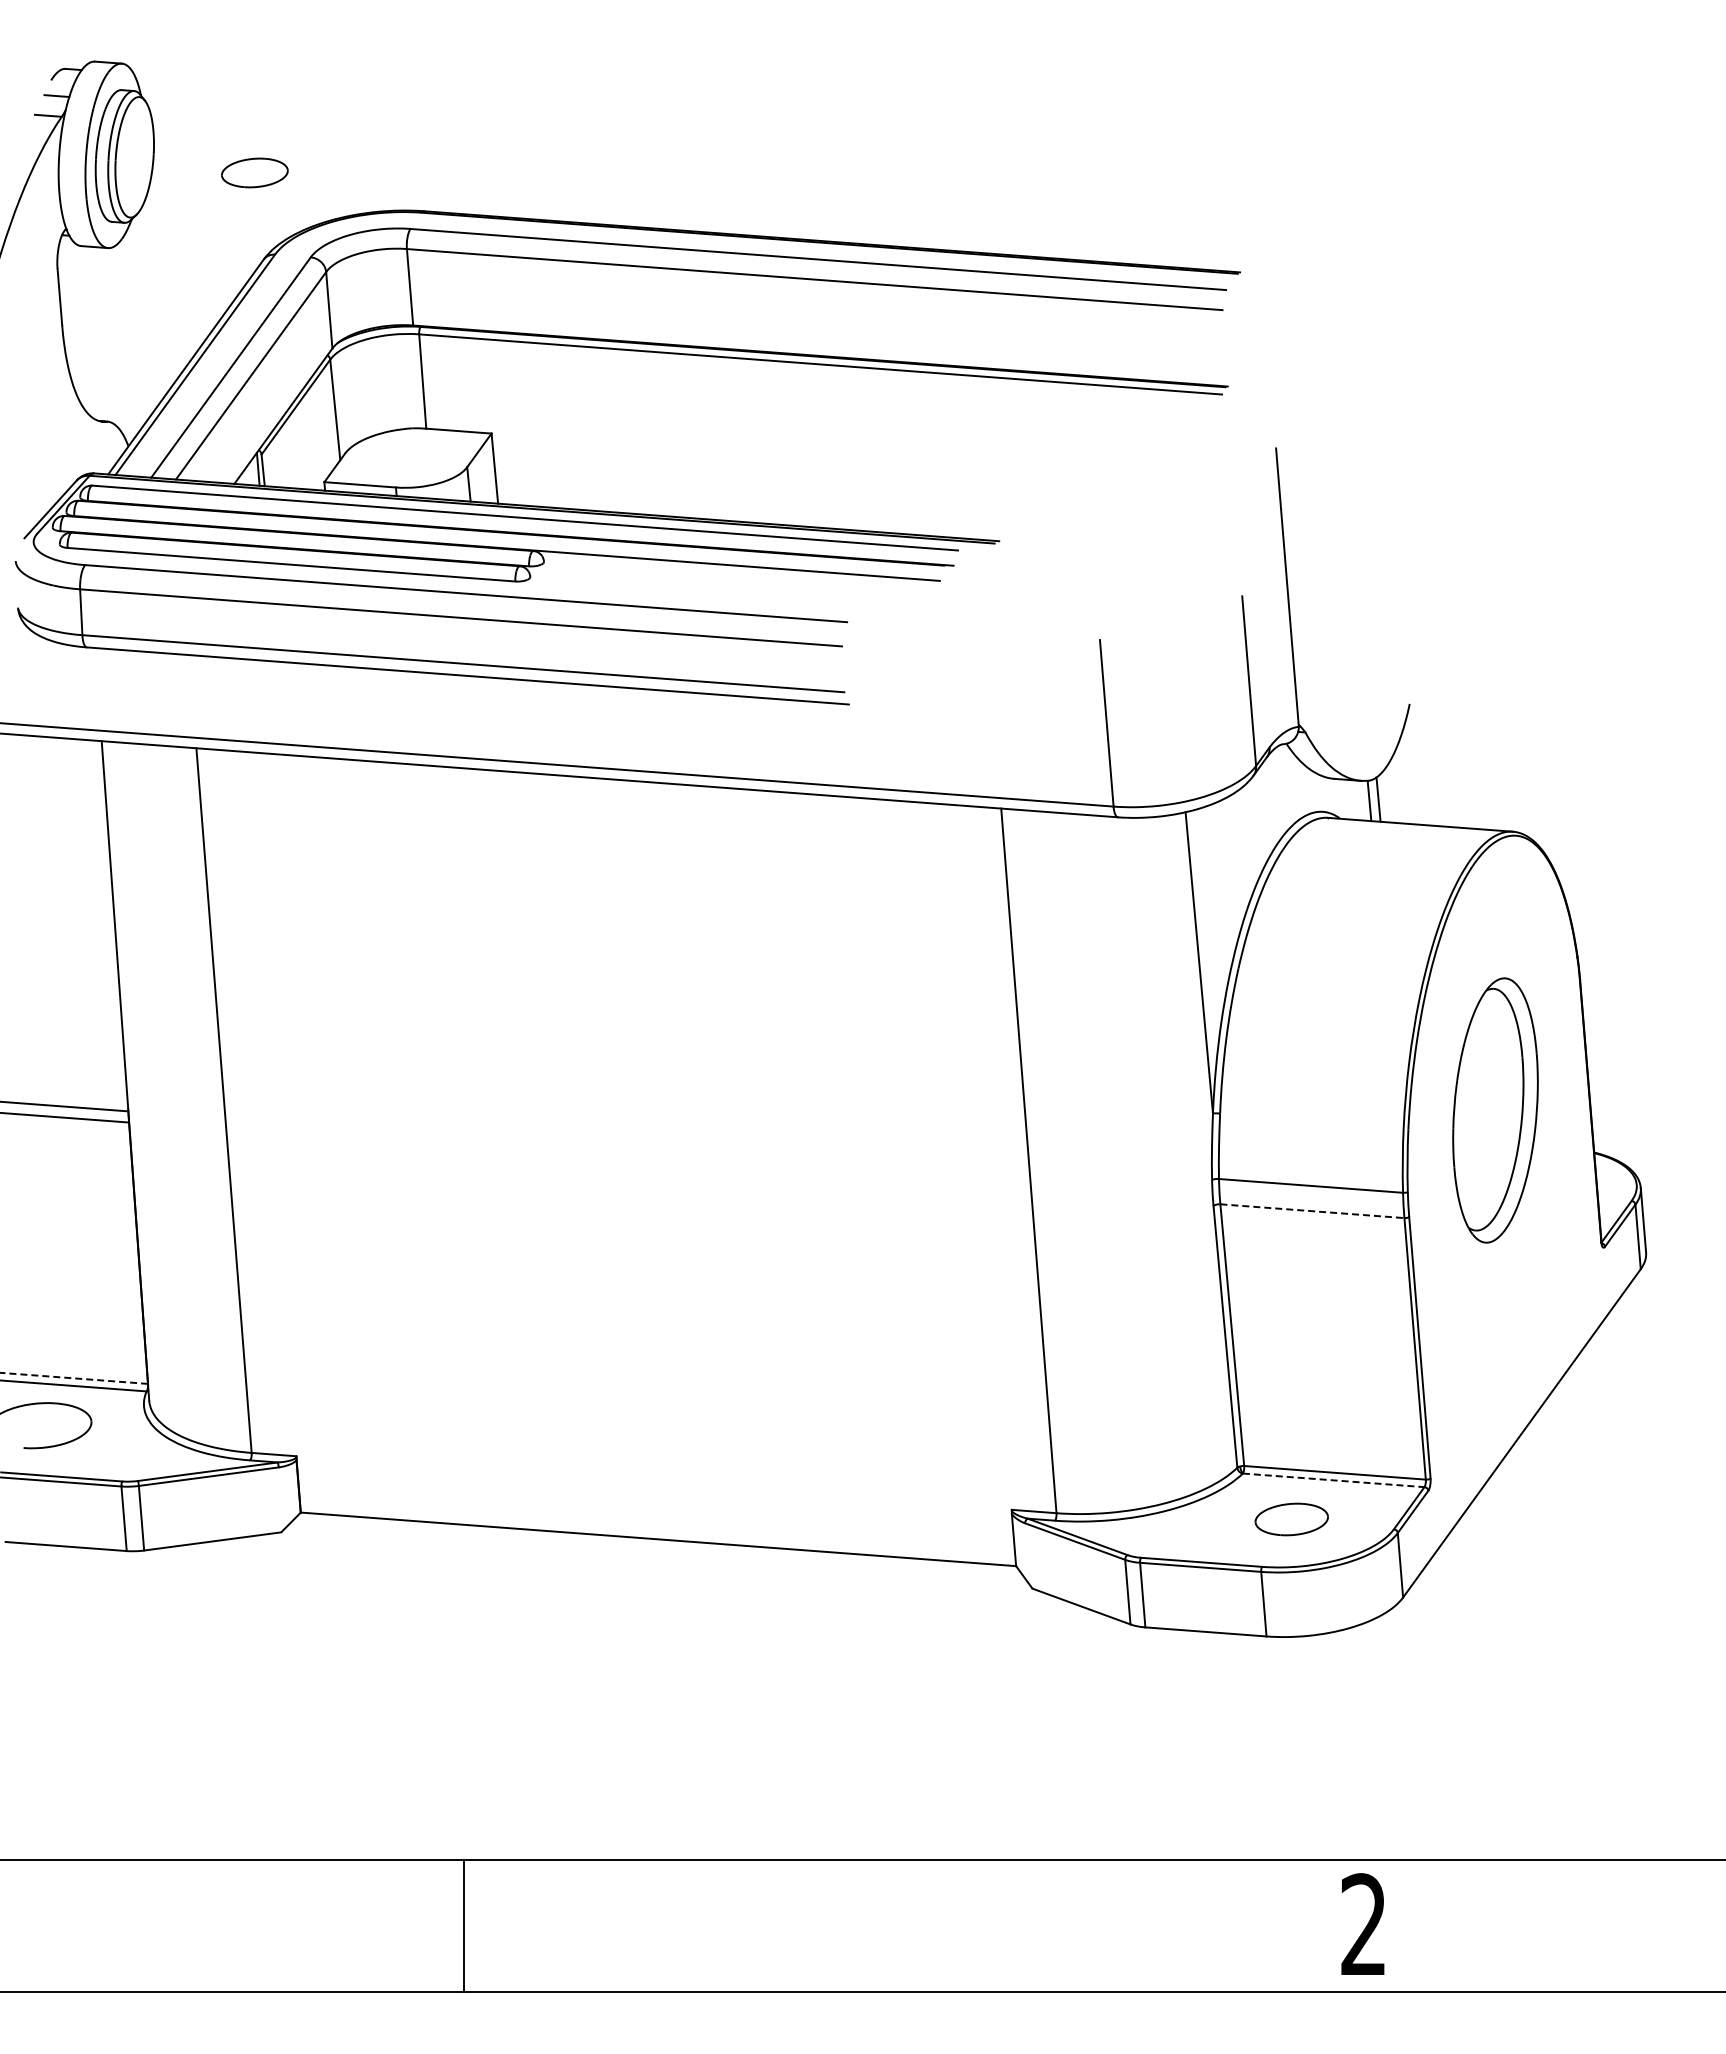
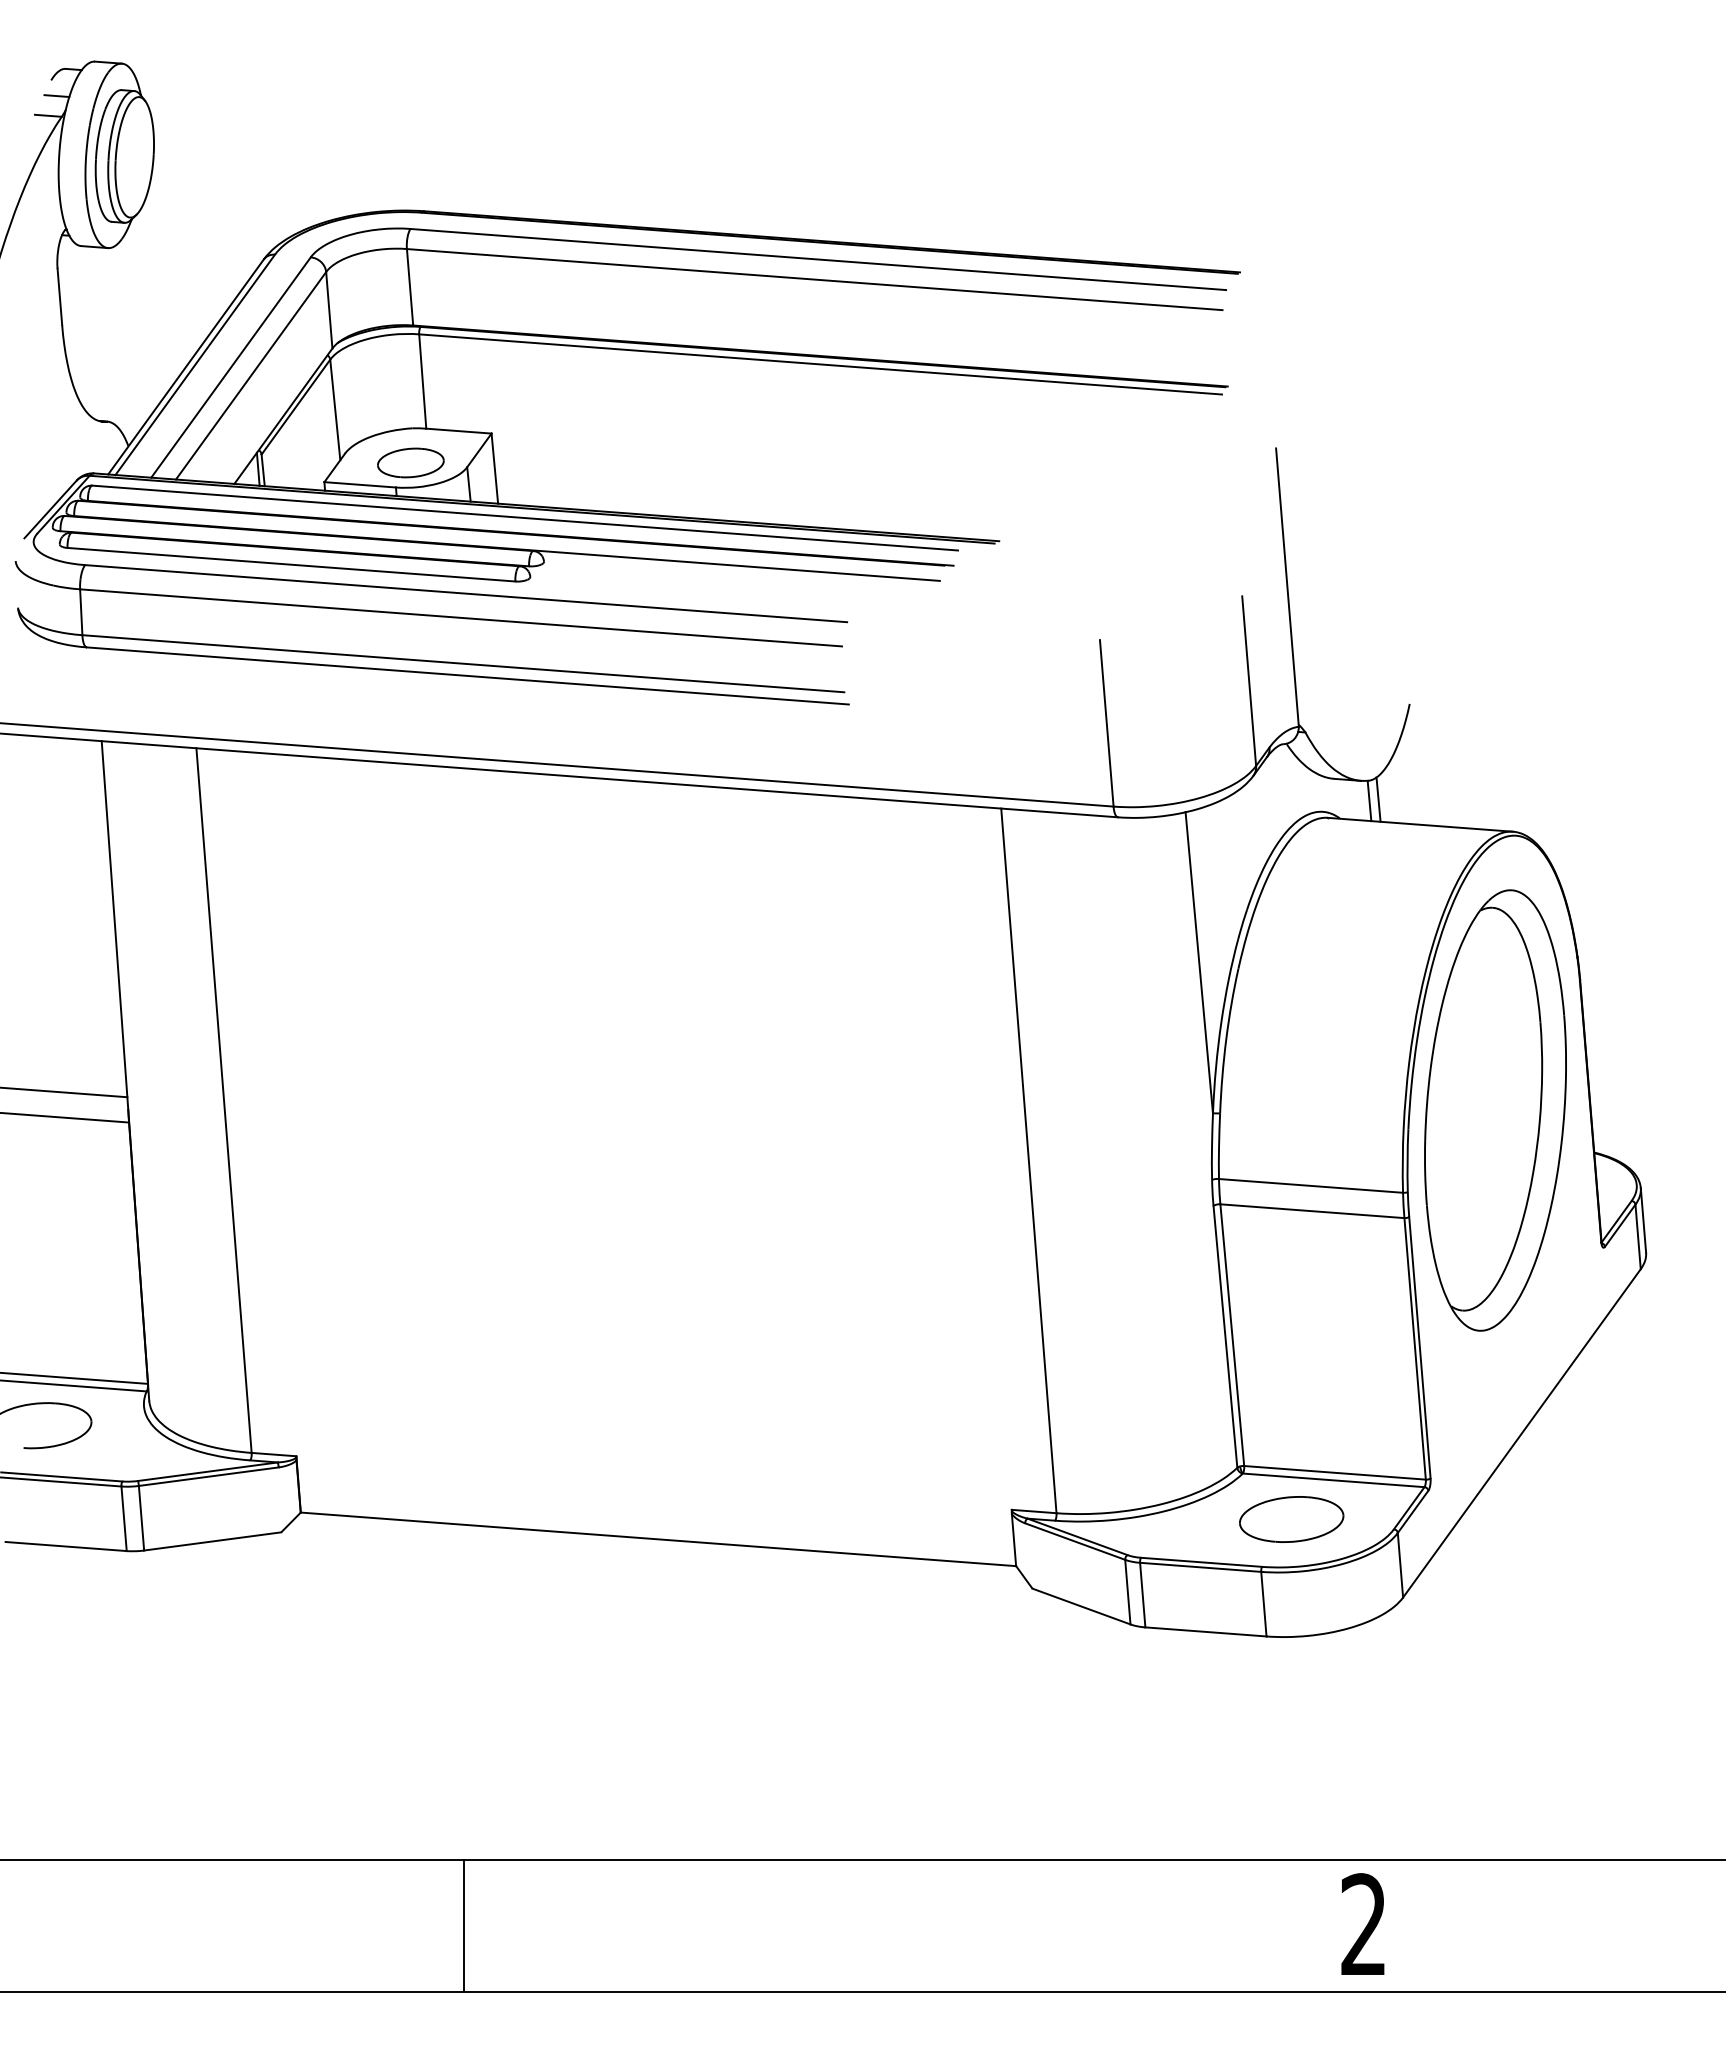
part position: (254, 172) -> (410, 462) (410, 462)
line position: (64, 1106) -> (64, 1092) (64, 1092)
part size: 87x267 px -> 143x443 px (1495, 1110)
line: dashed -> solid (1312, 1211)
line: dashed -> solid (73, 1378)
line: dashed -> solid (1334, 1480)
part size: 75x35 px -> 106x47 px (1291, 1519)
